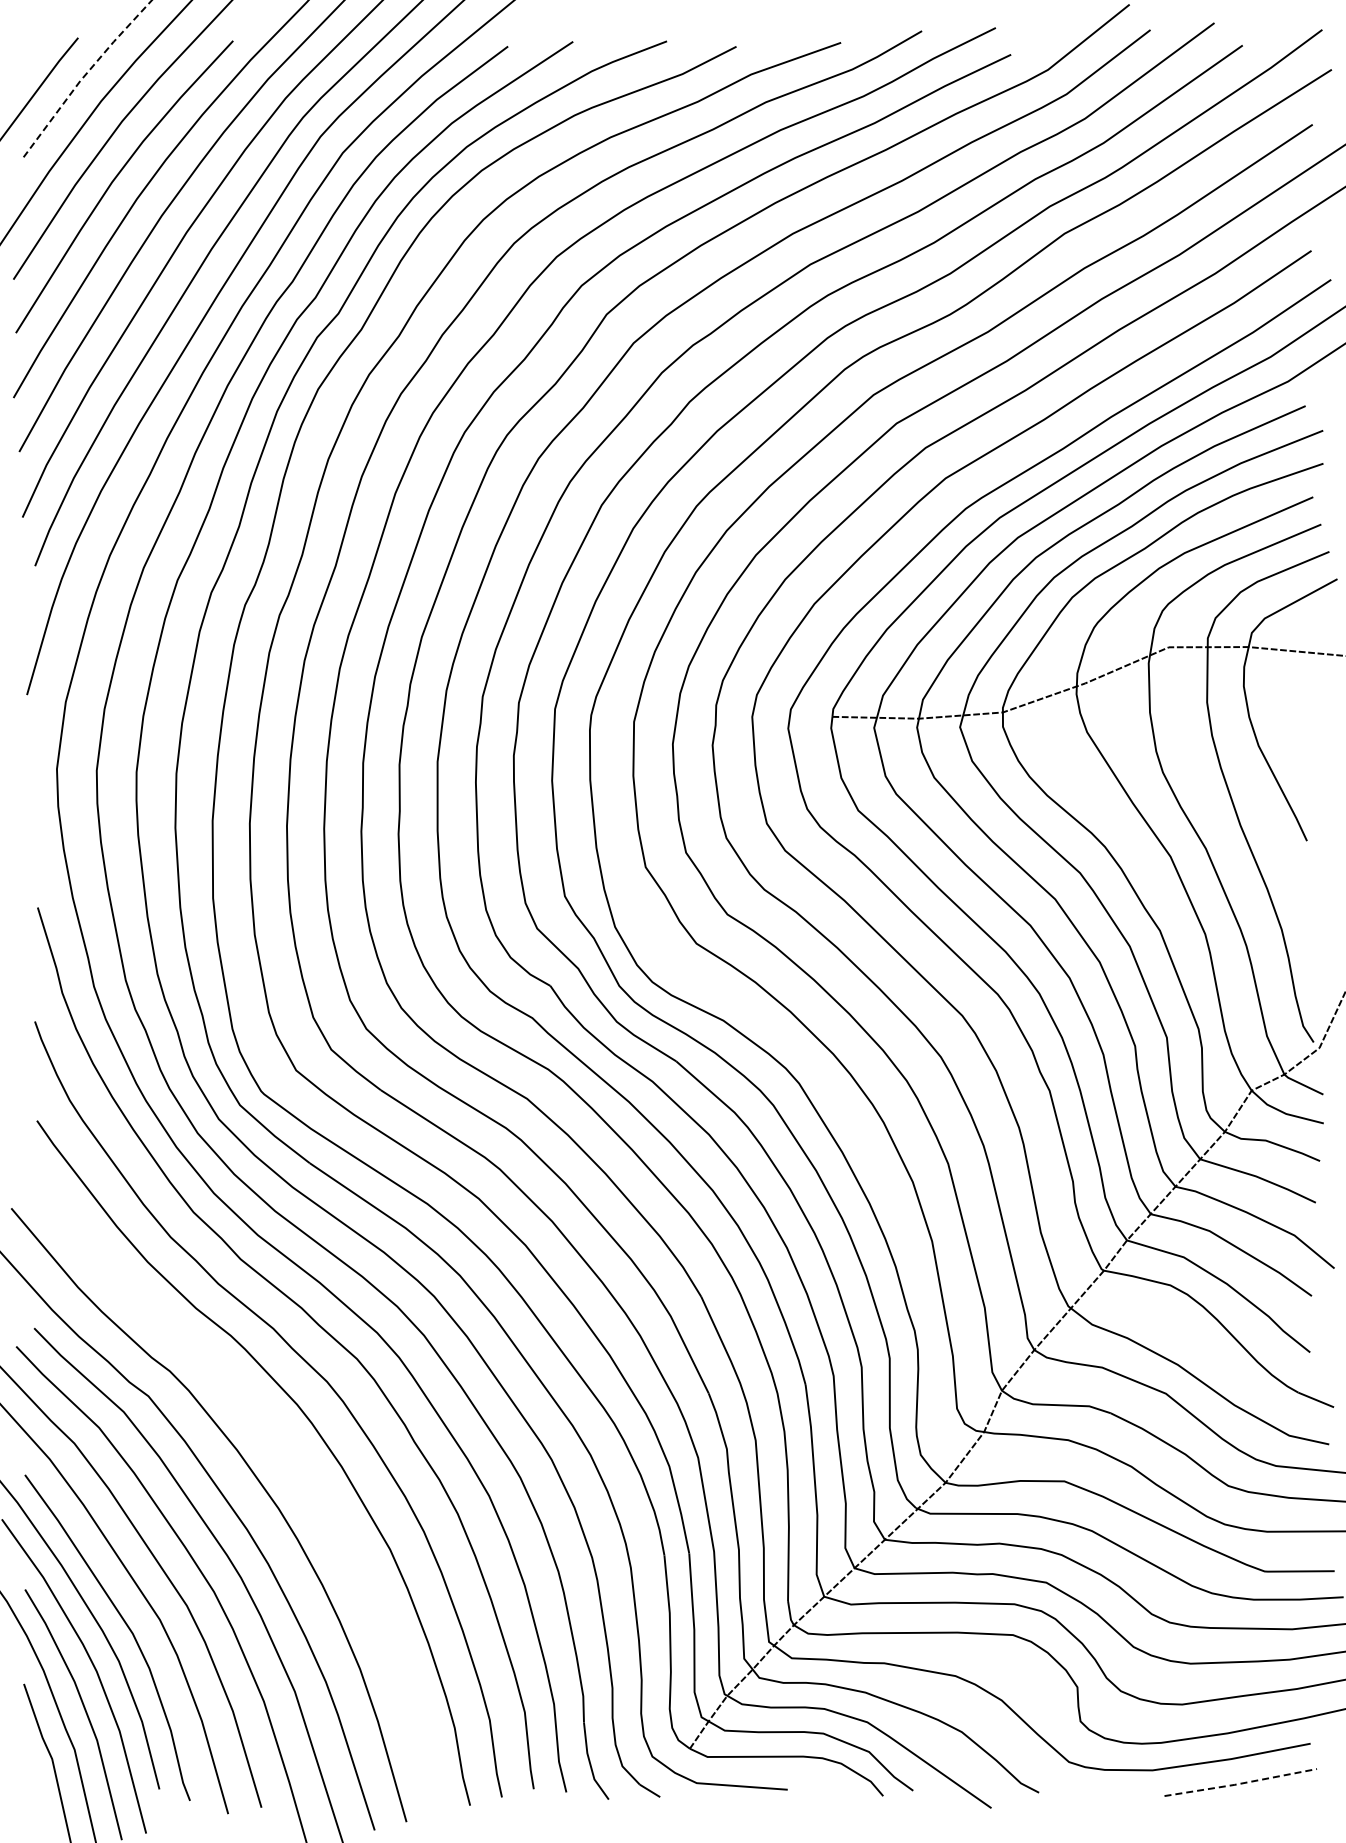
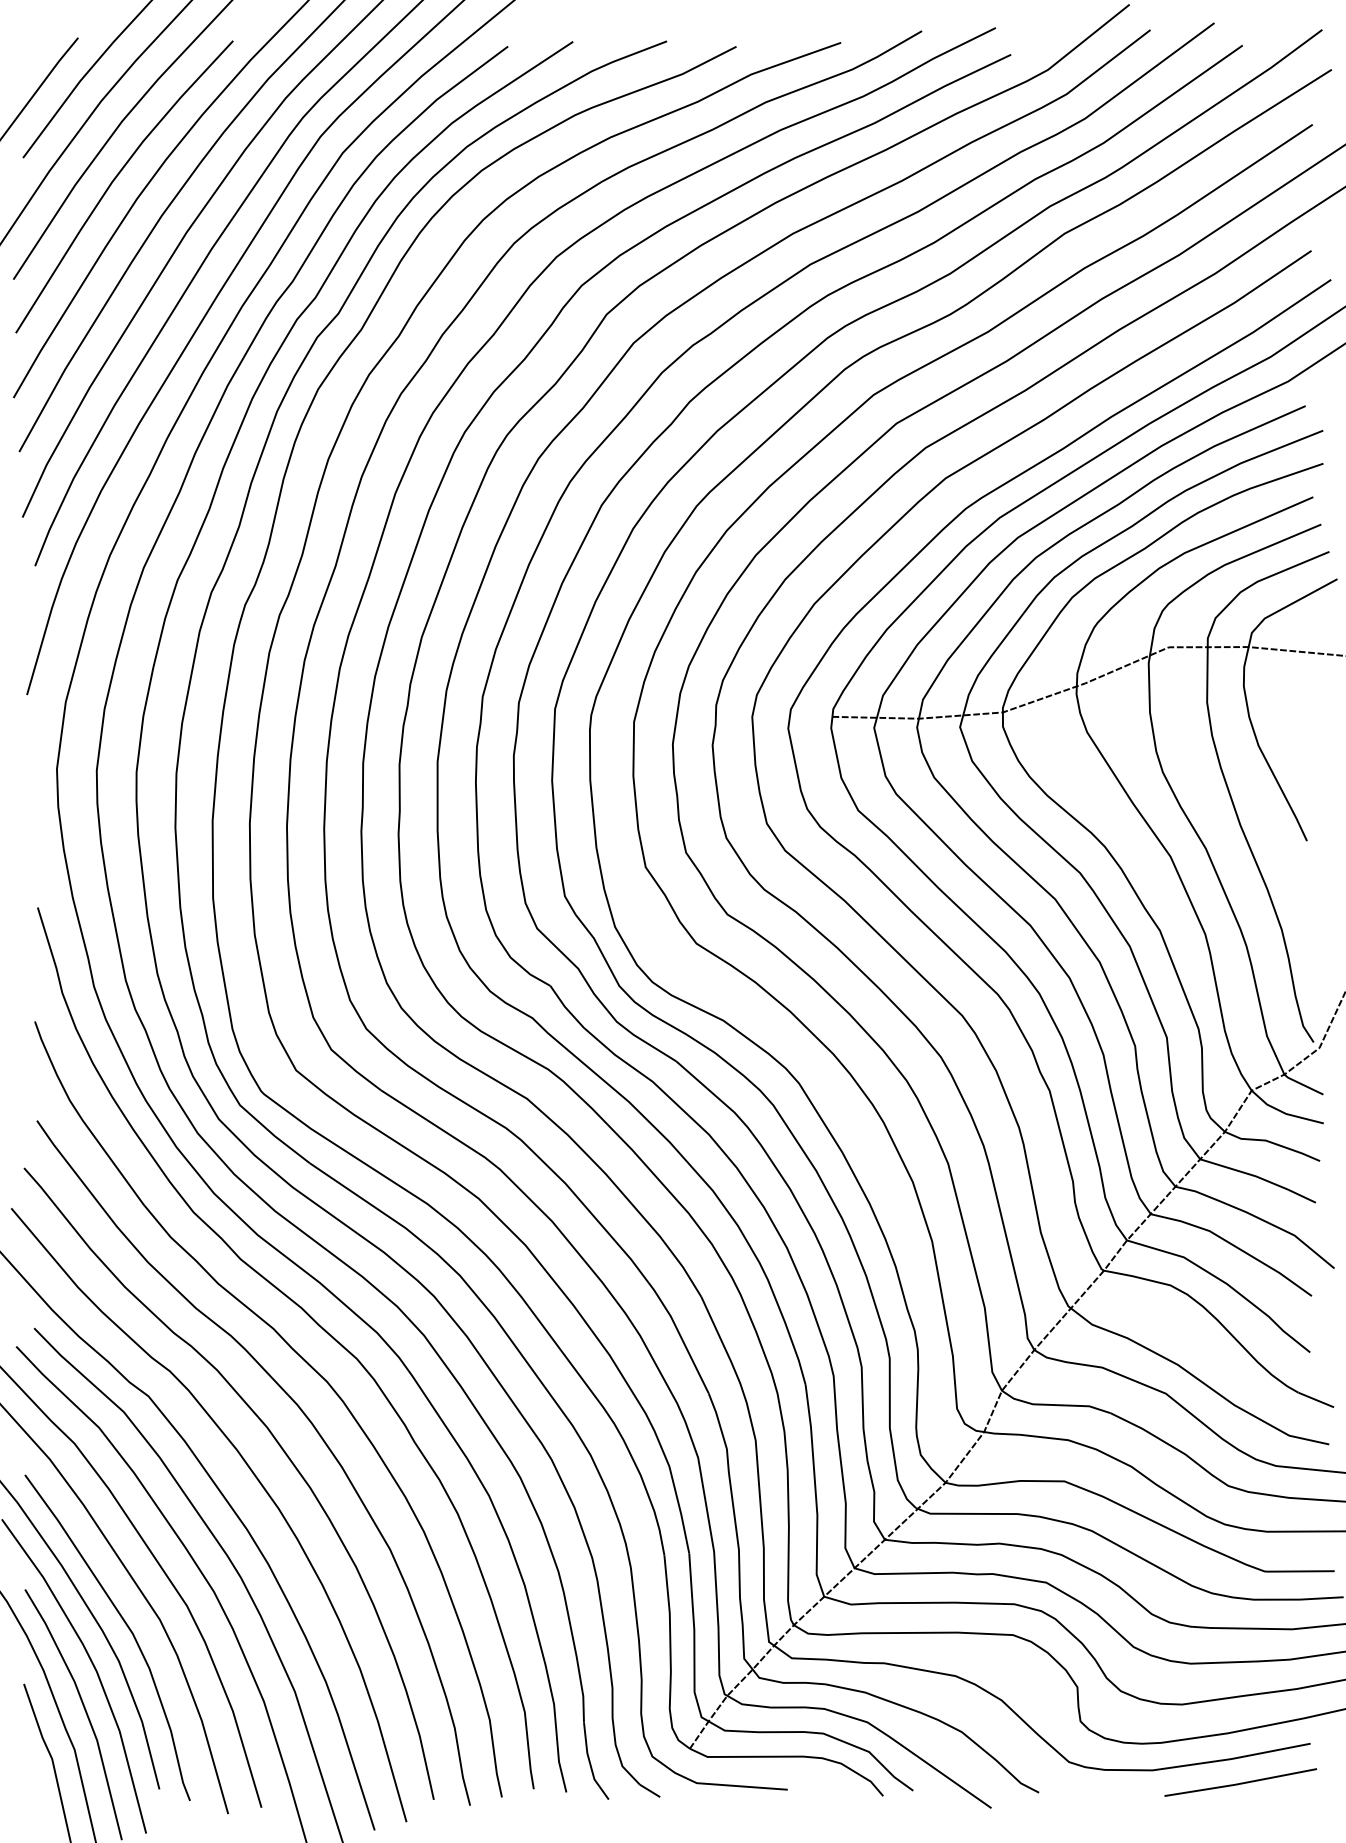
line: dashed -> solid (84, 76)
curve: none -> present (278, 1445)
line: dashed -> solid (1240, 1783)
